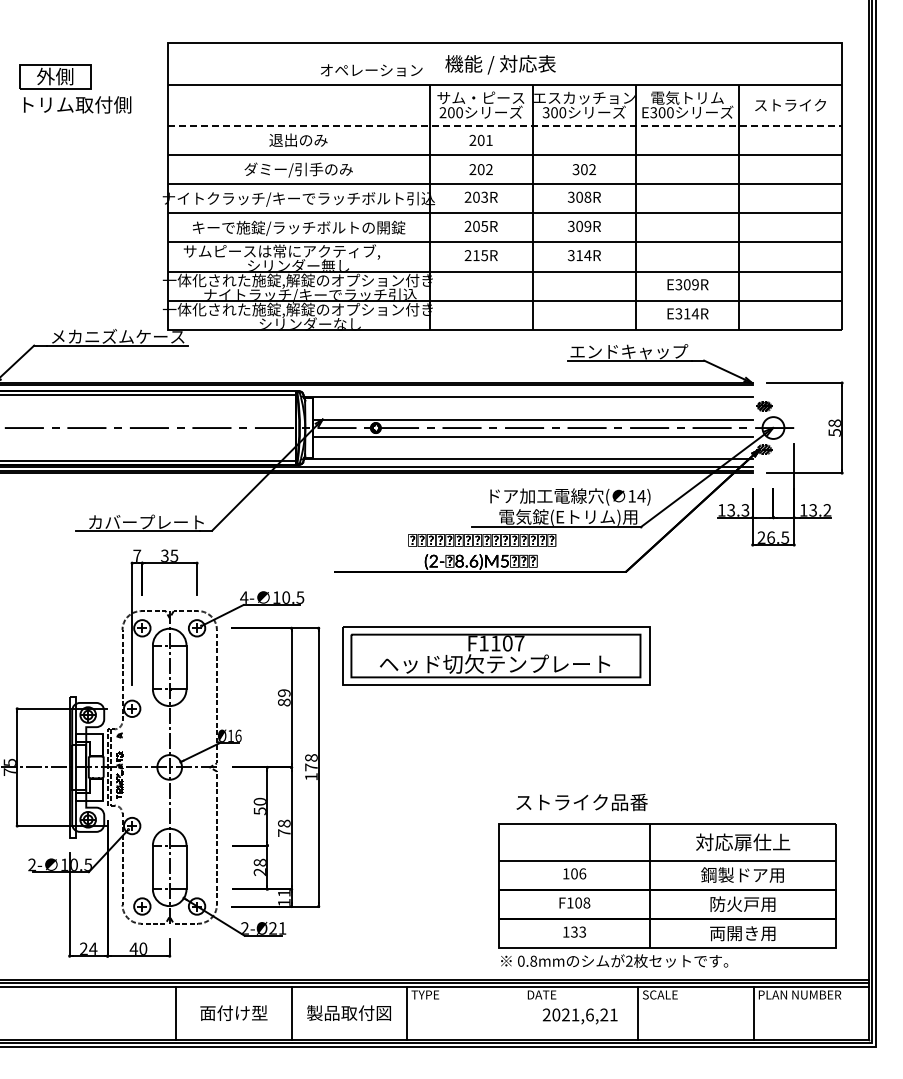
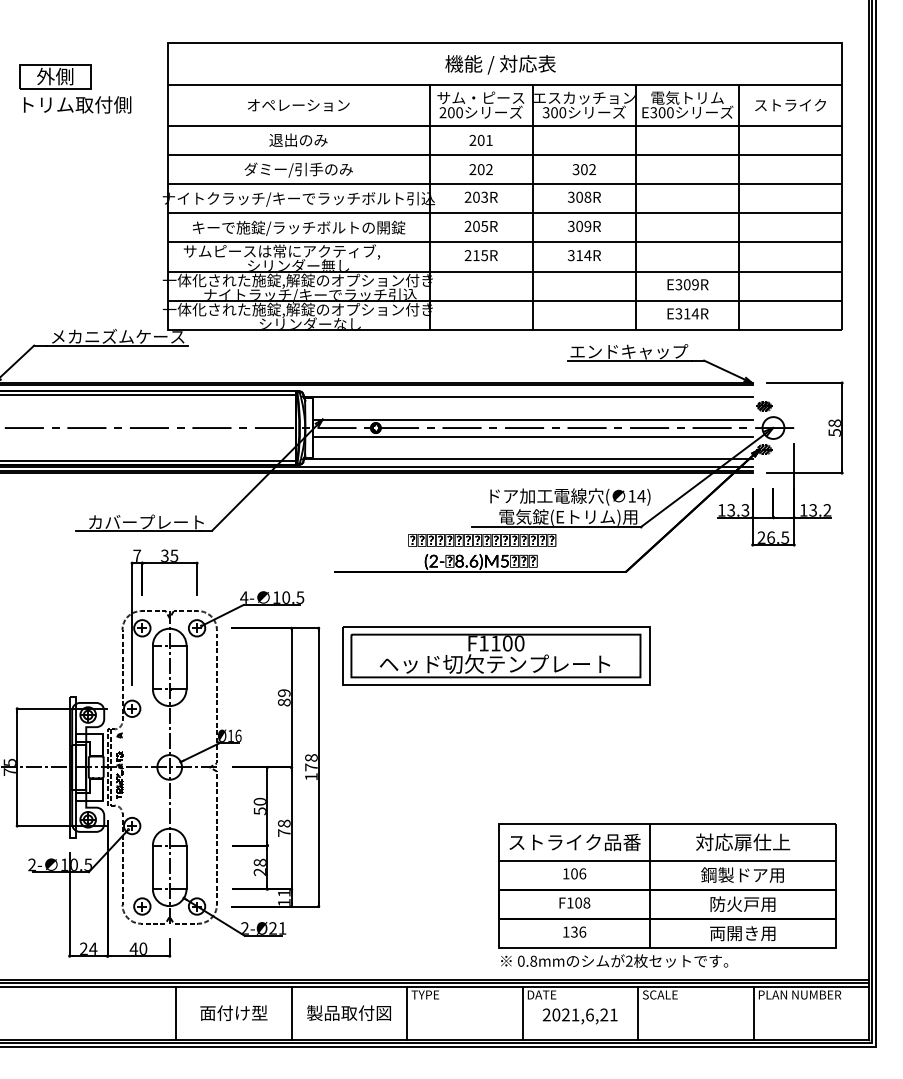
text position: (371, 70) -> (298, 105) (298, 105)
line: dashed -> solid (505, 125)
text: F1107 -> F1100 (519, 643)
text position: (581, 802) -> (574, 842) (574, 842)
text: 133 -> 136 (582, 931)
line: none -> present (522, 1012)
